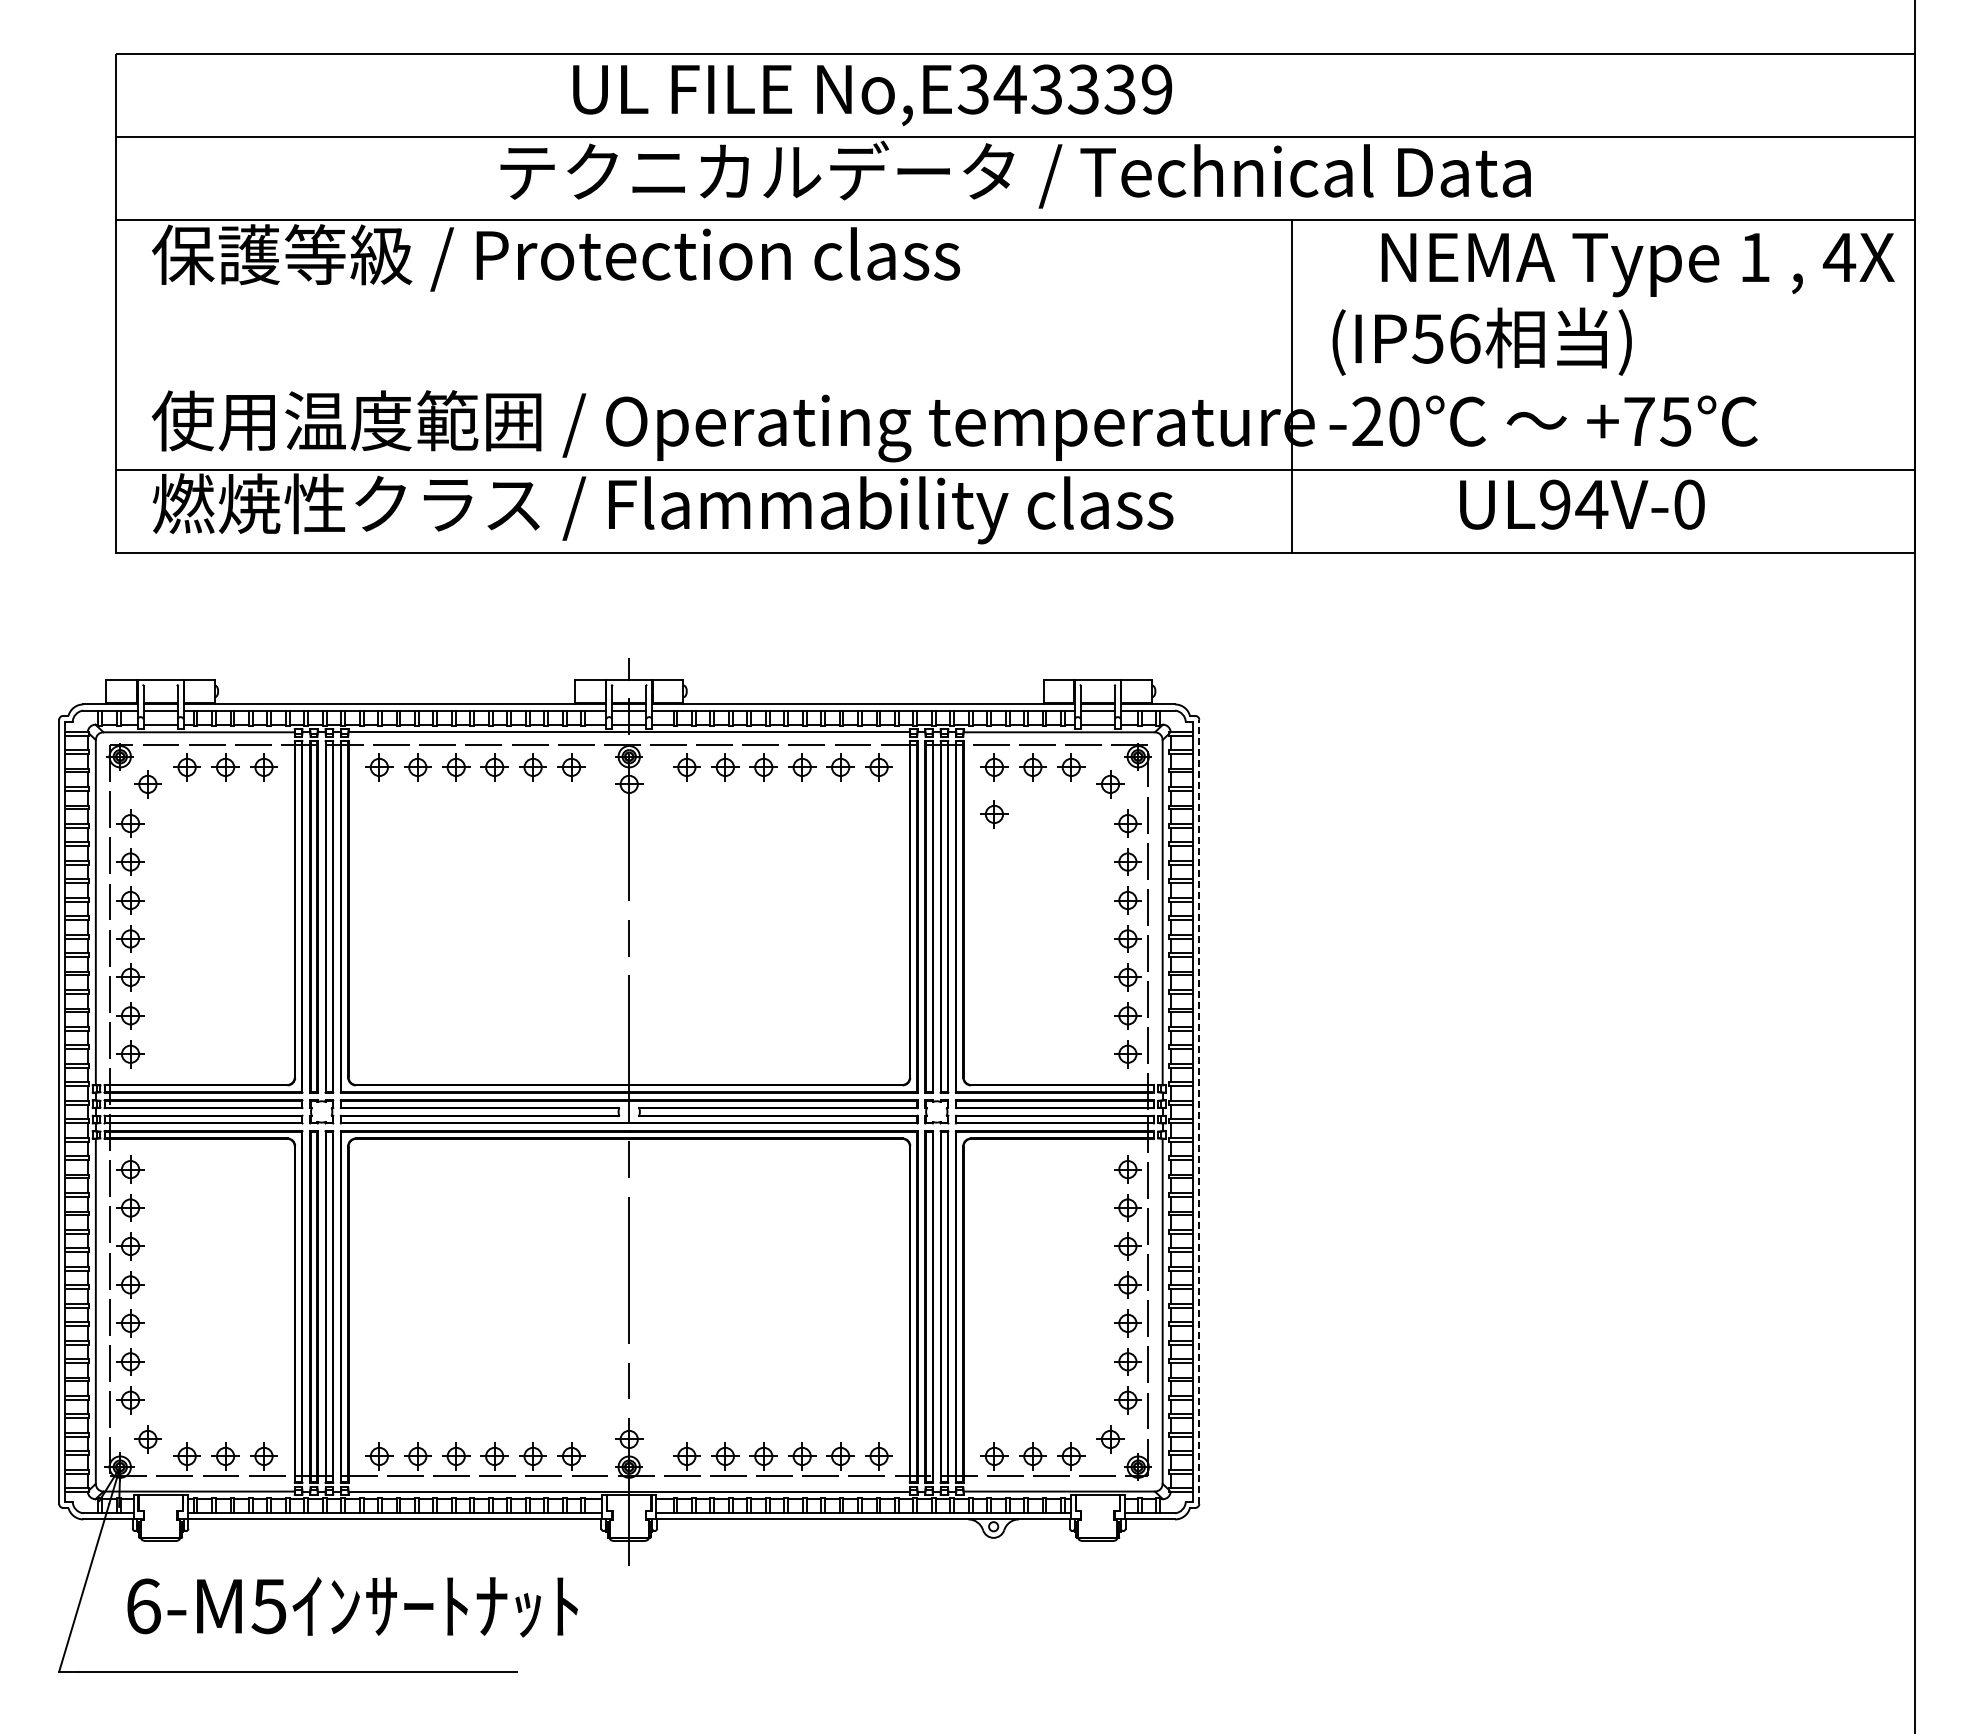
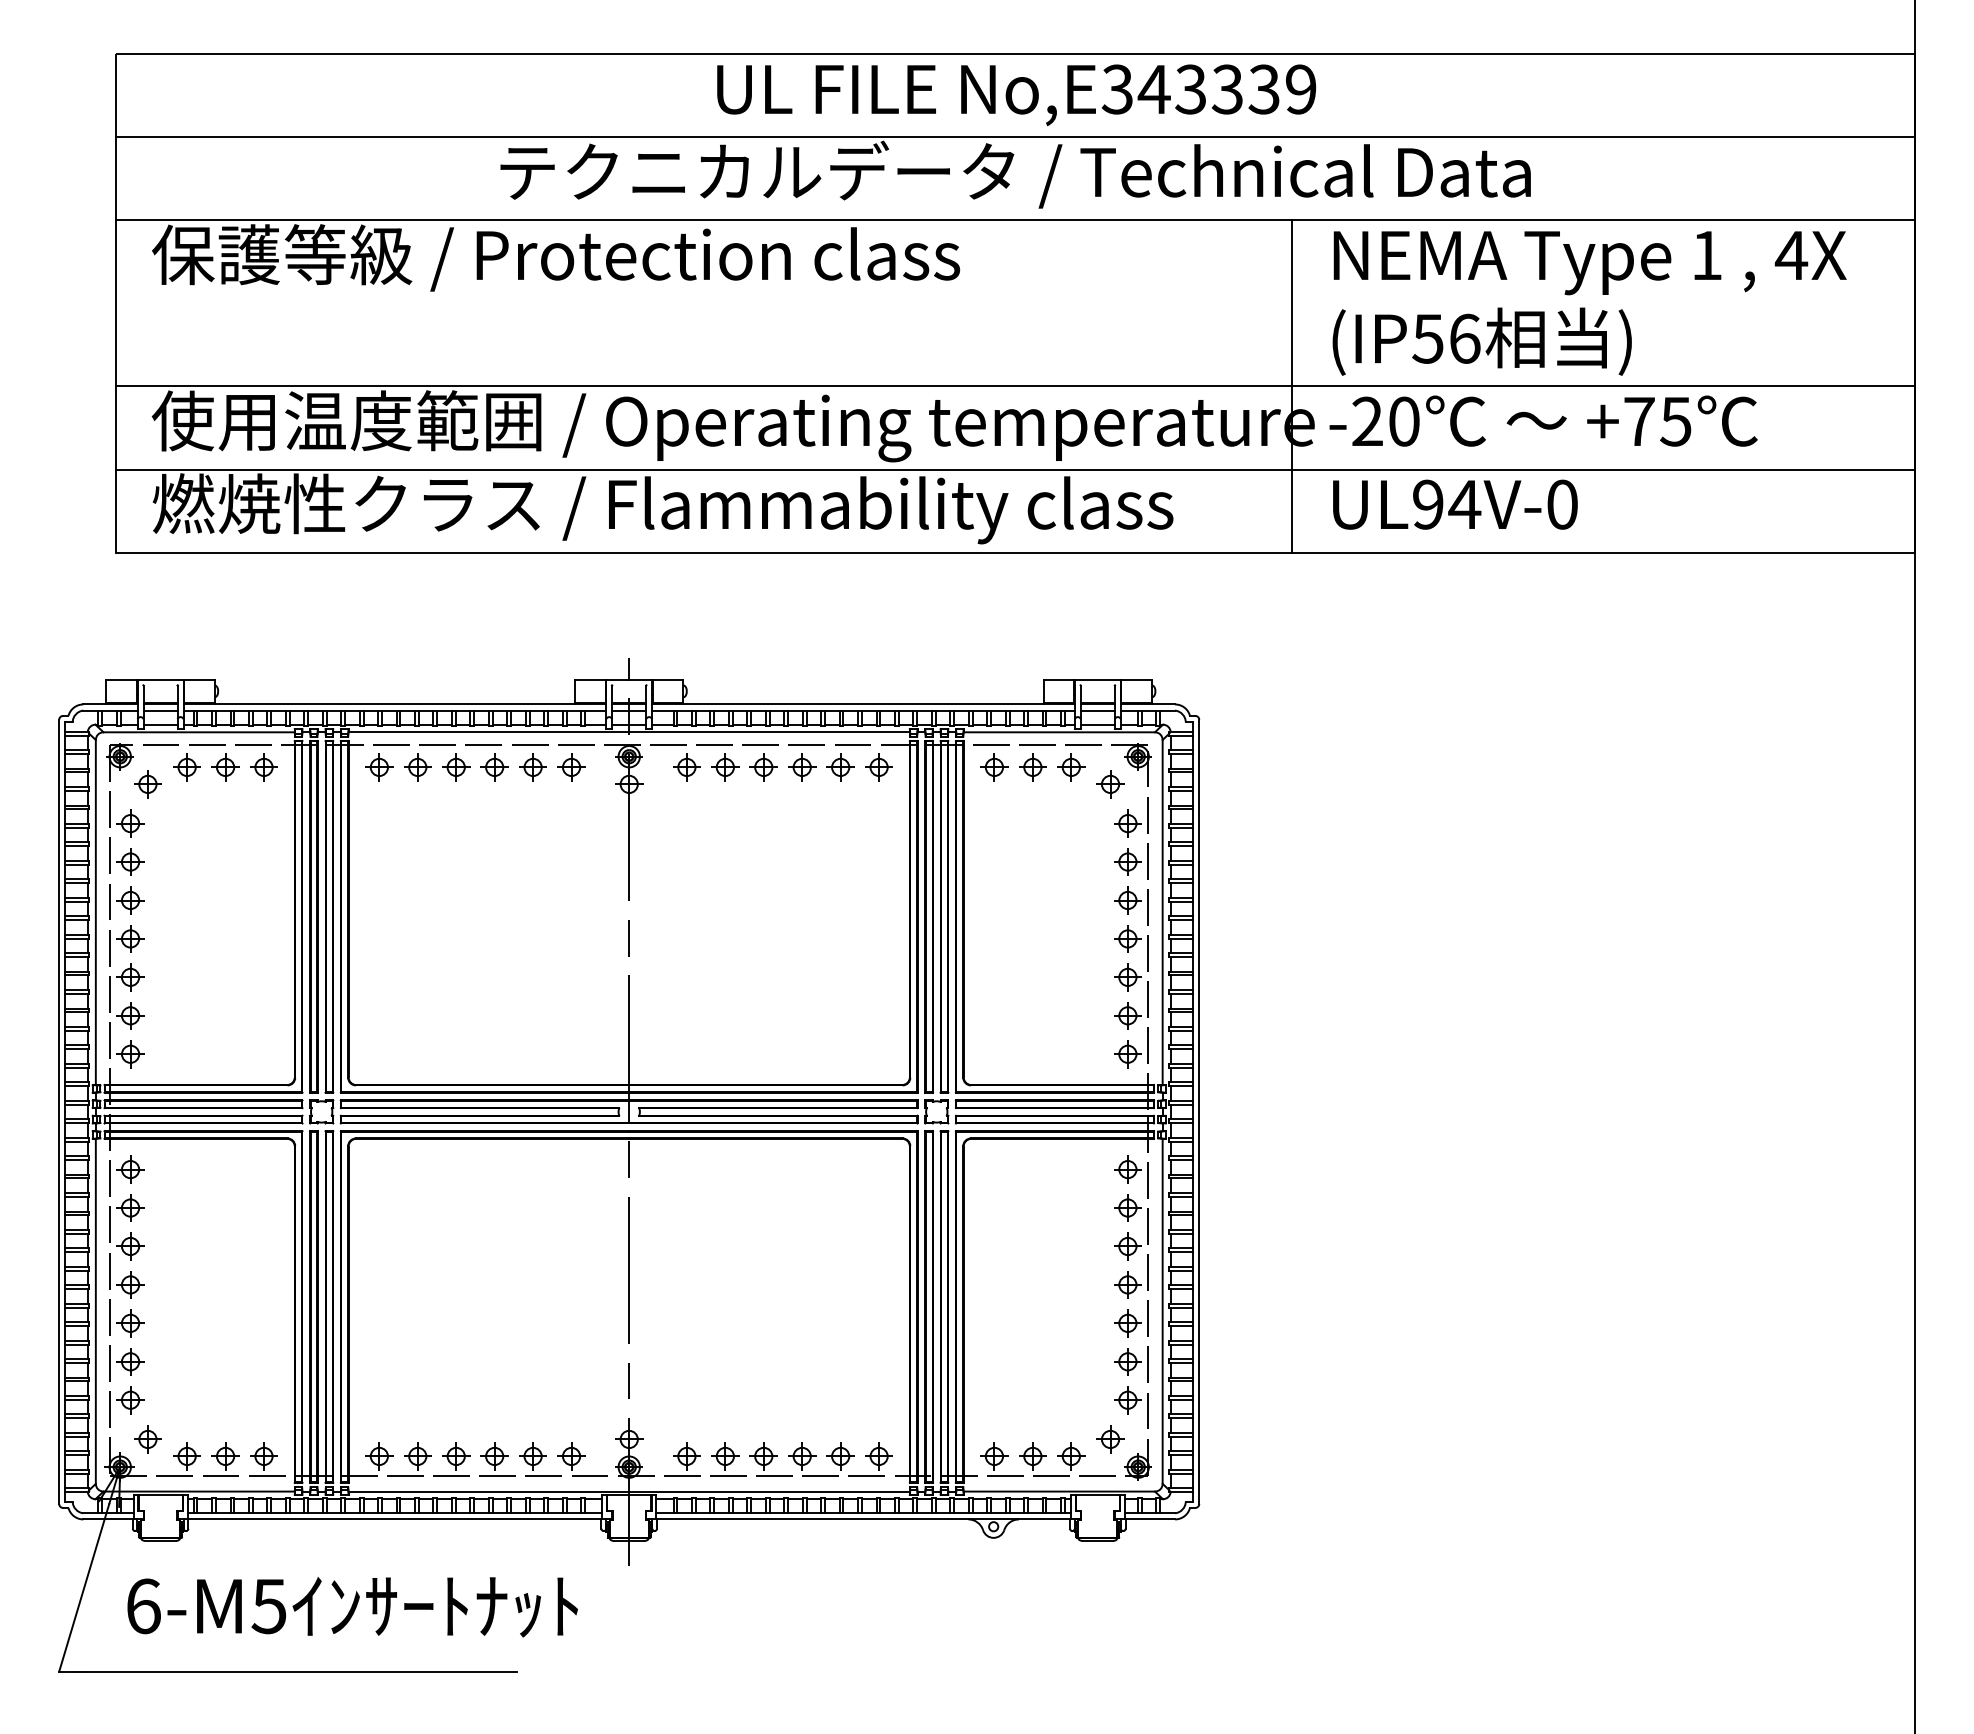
text position: (872, 95) -> (1016, 95) (1016, 95)
text position: (1637, 265) -> (1589, 263) (1589, 263)
line: none -> present (1014, 386)
text position: (1582, 504) -> (1455, 504) (1455, 504)
part: present -> none (994, 814)
line: dashed -> solid (1199, 1111)
